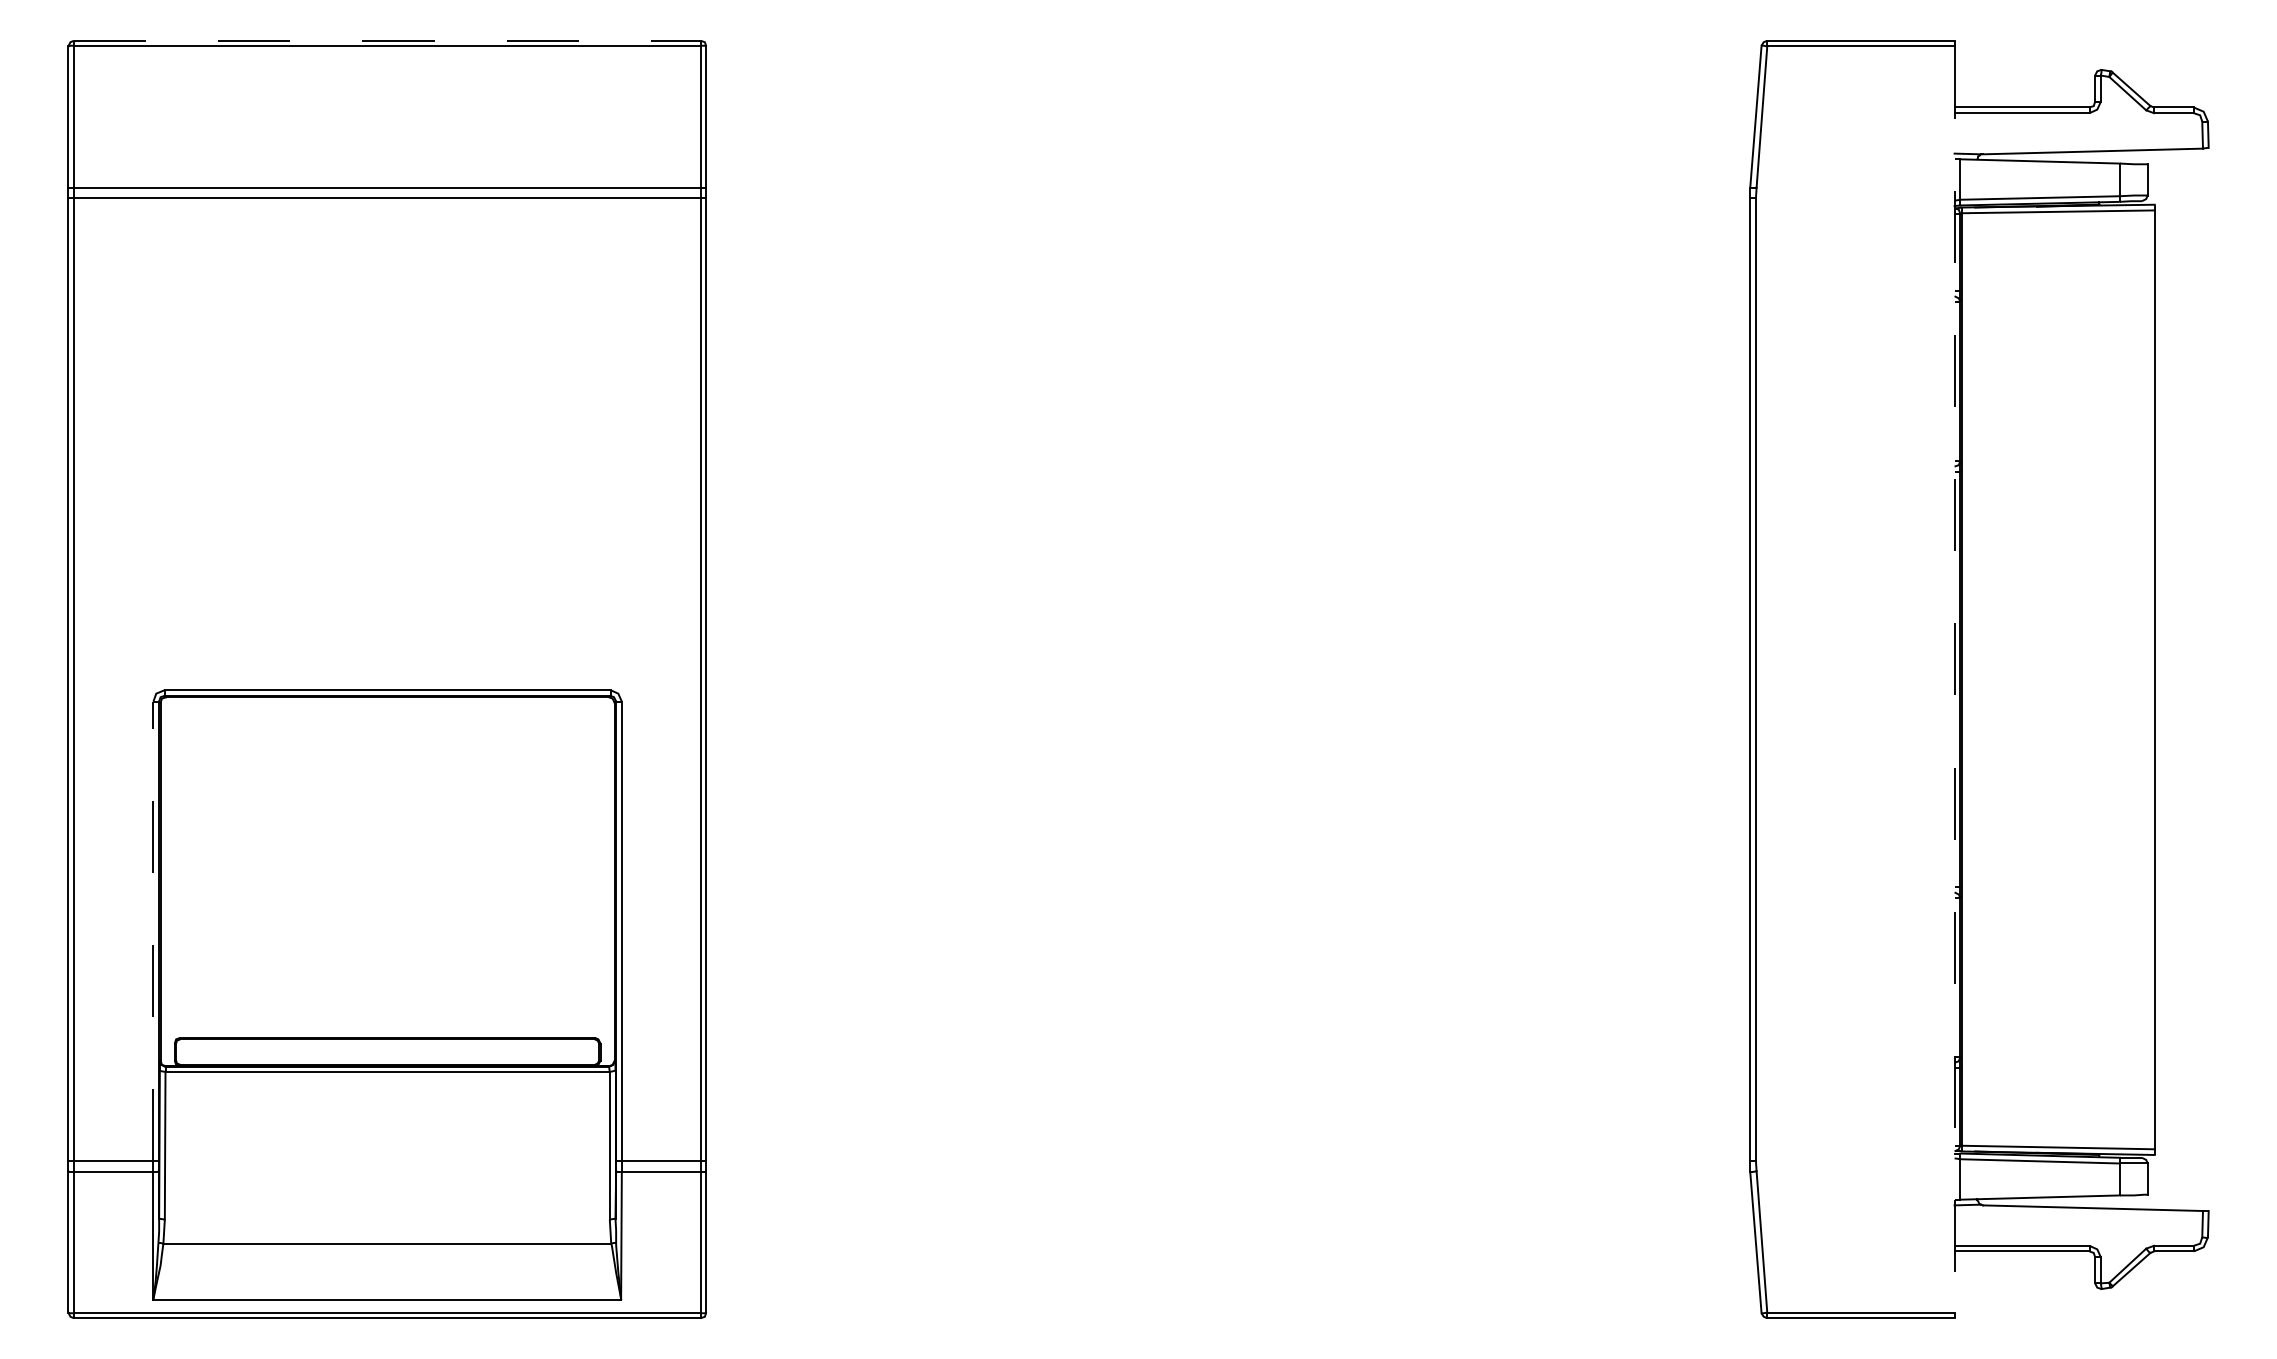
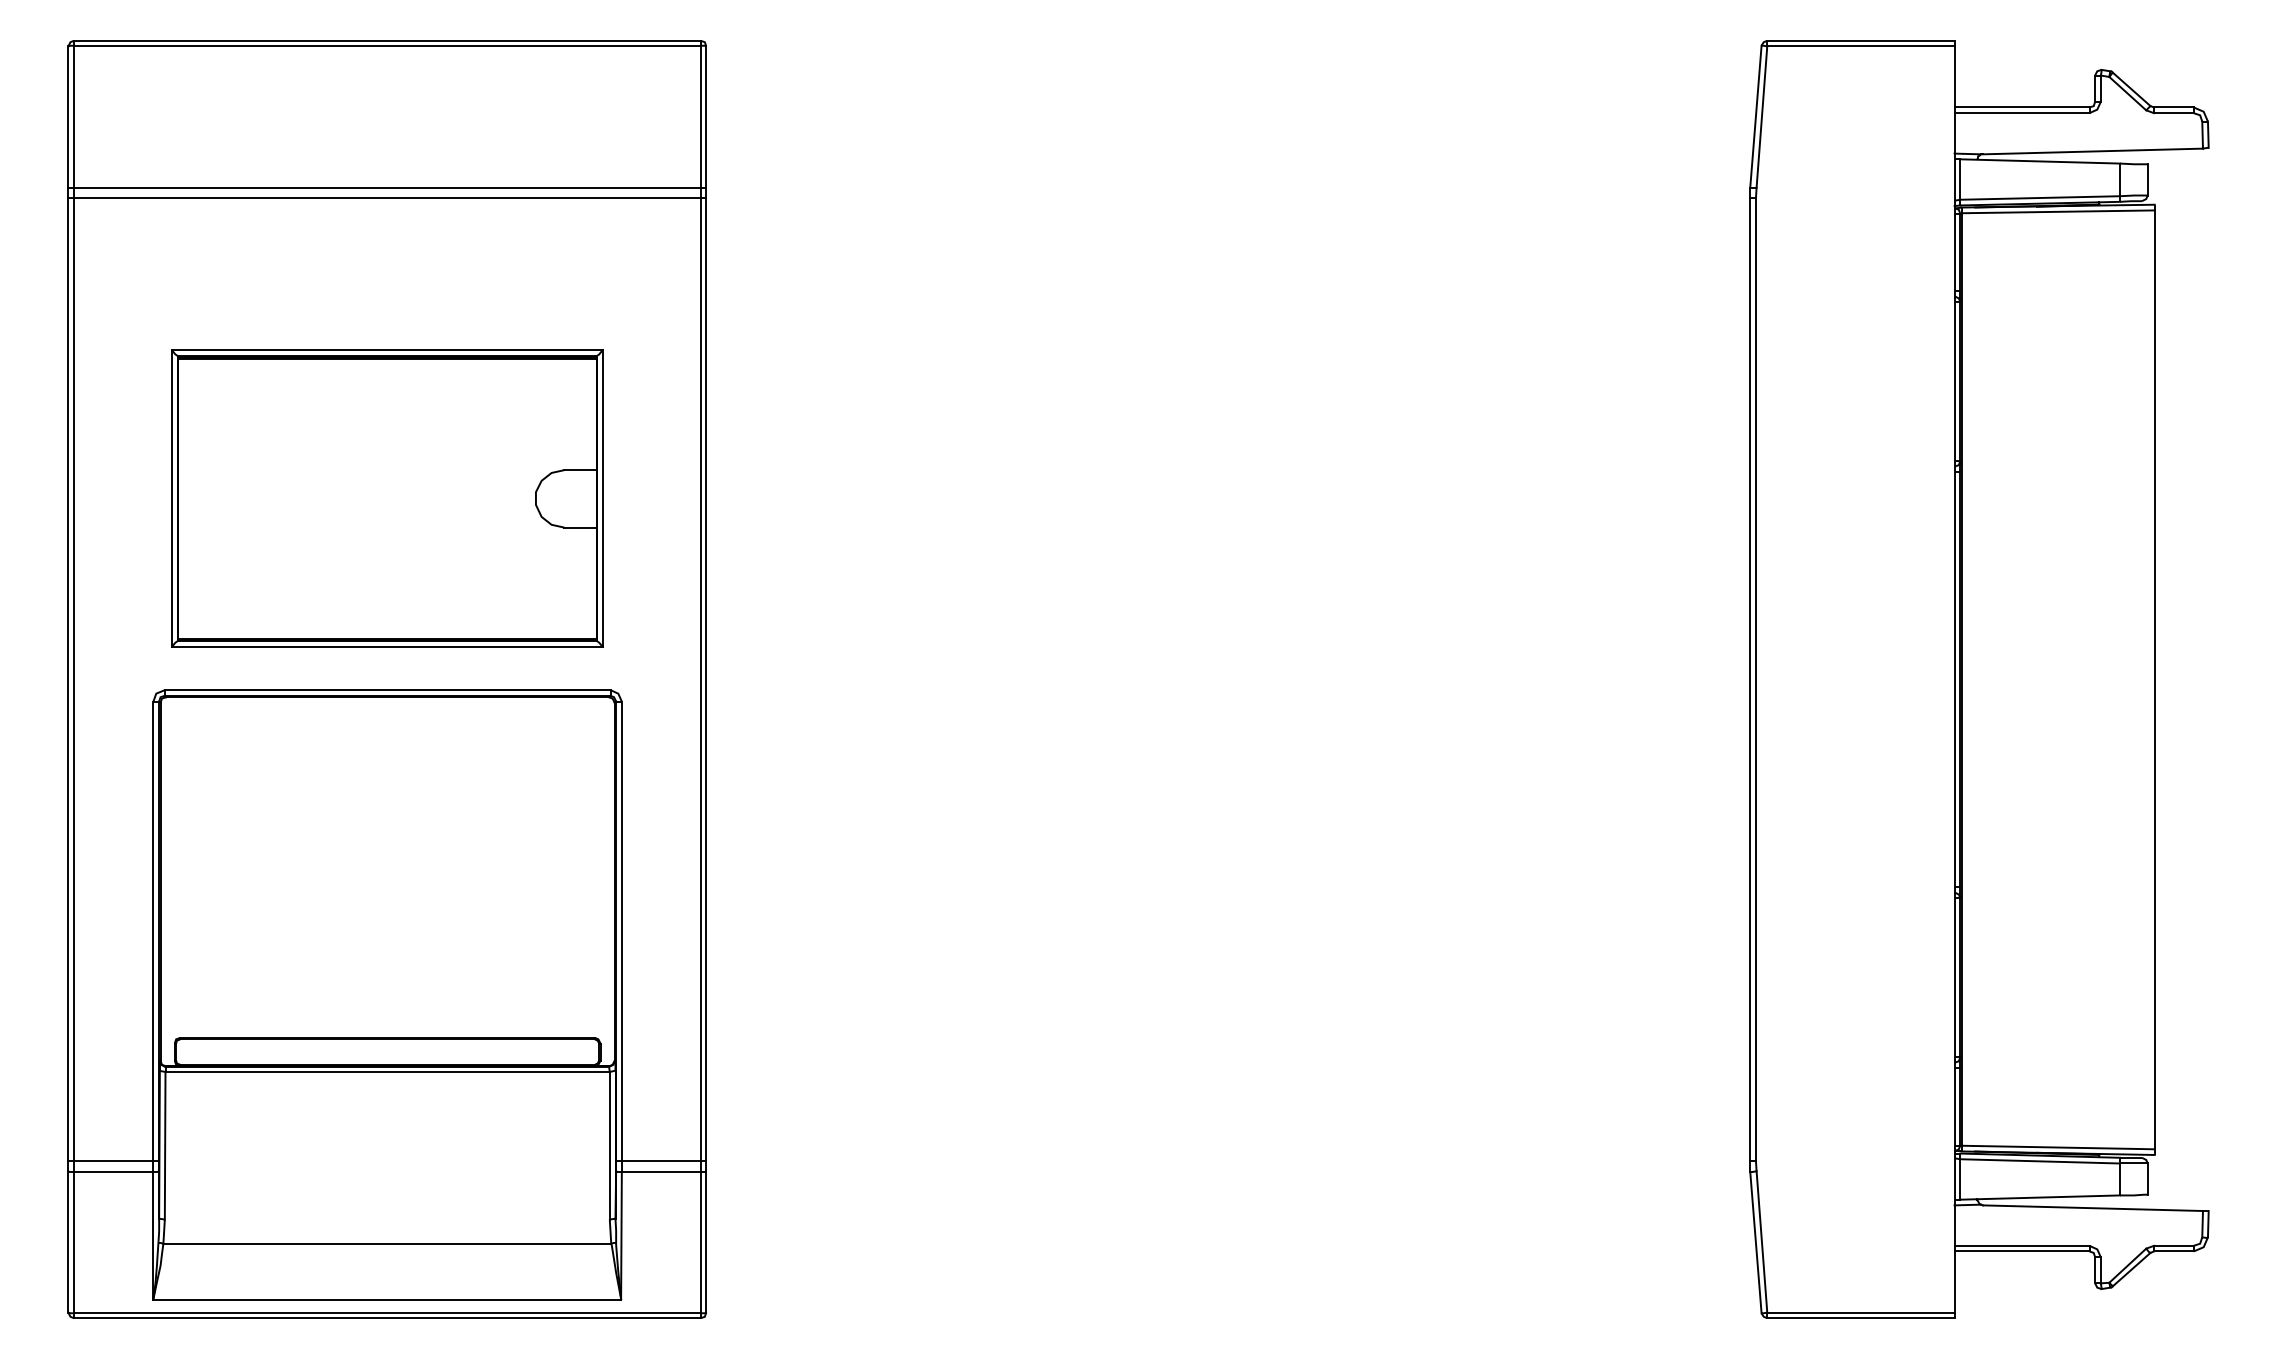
line: dashed -> solid (387, 40)
part: none -> present (387, 498)
line: dashed -> solid (1954, 680)
line: dashed -> solid (153, 931)
